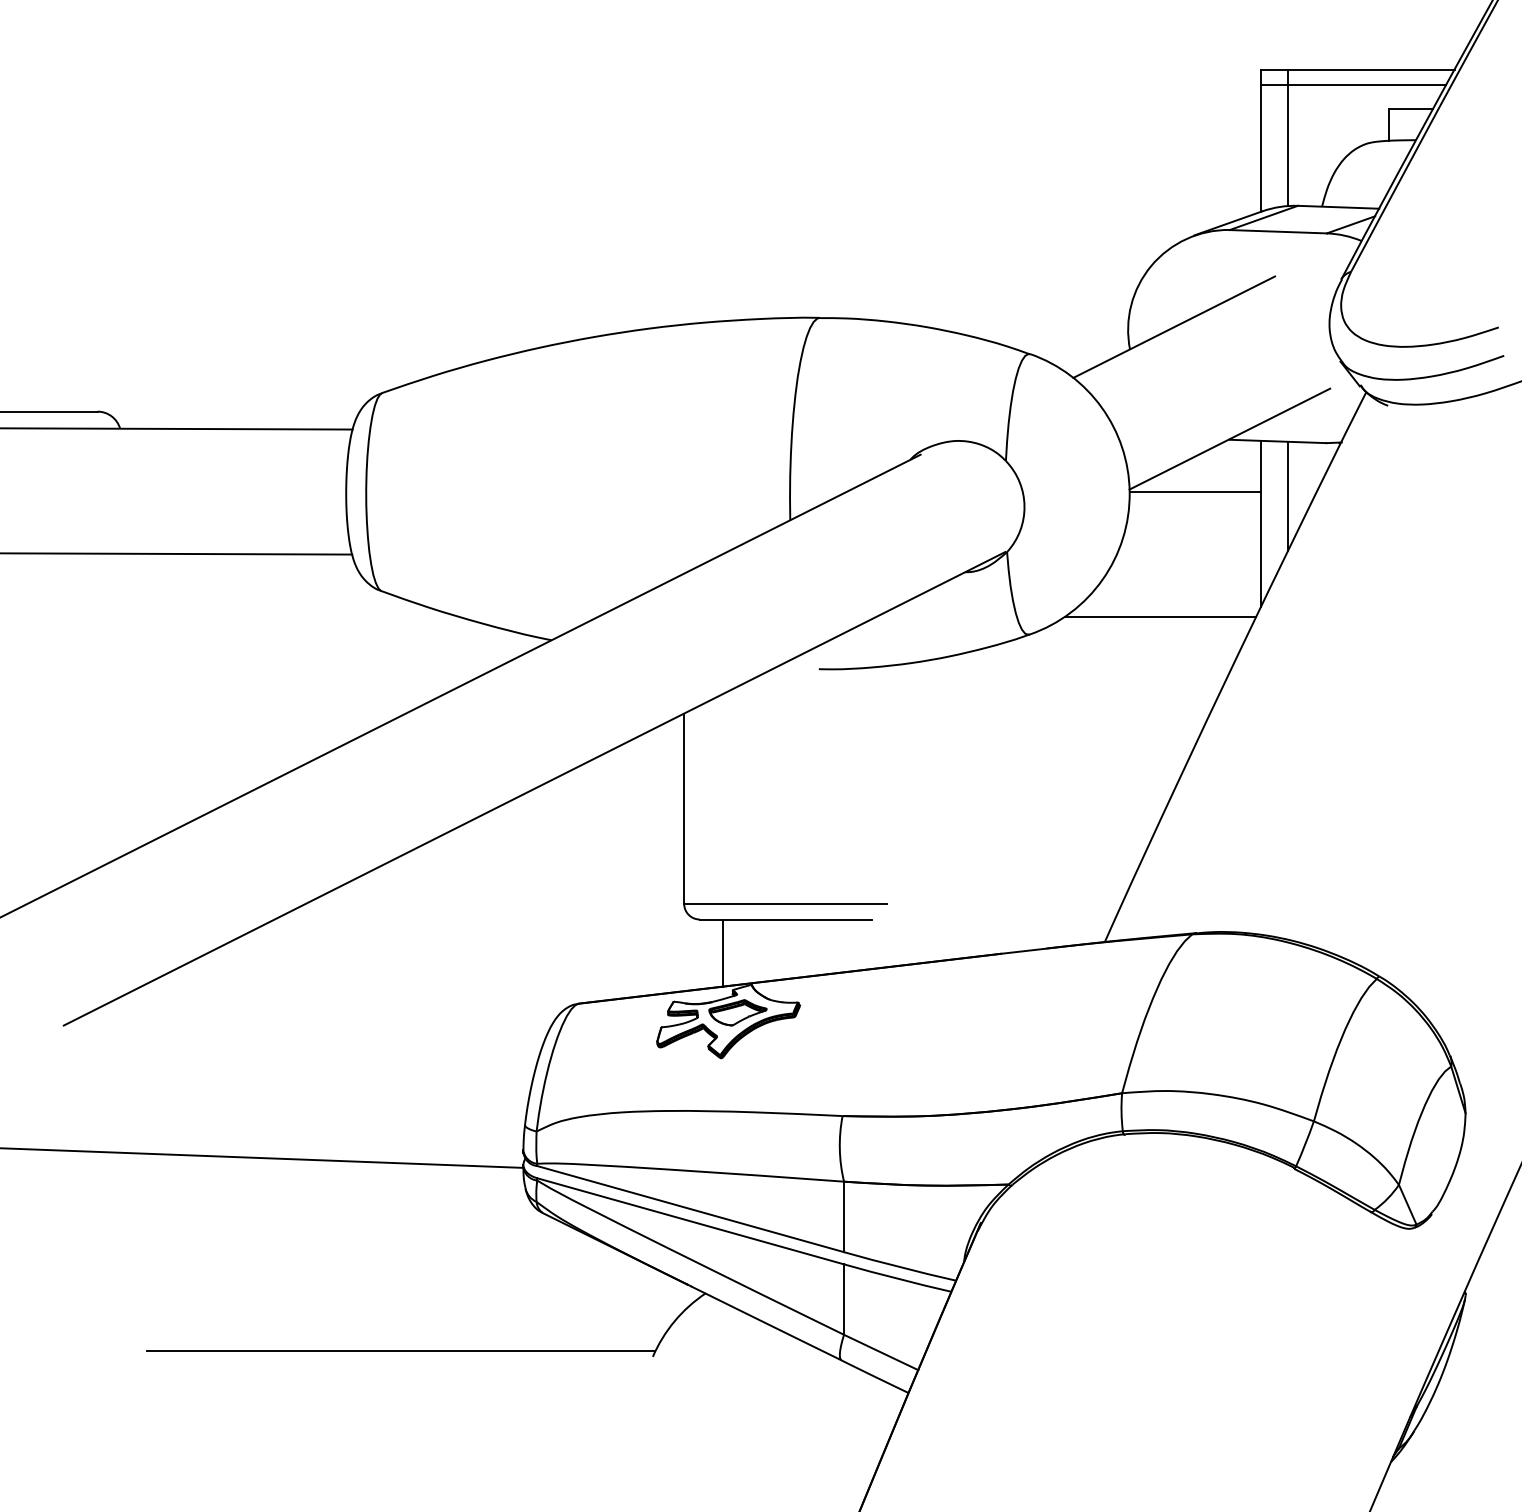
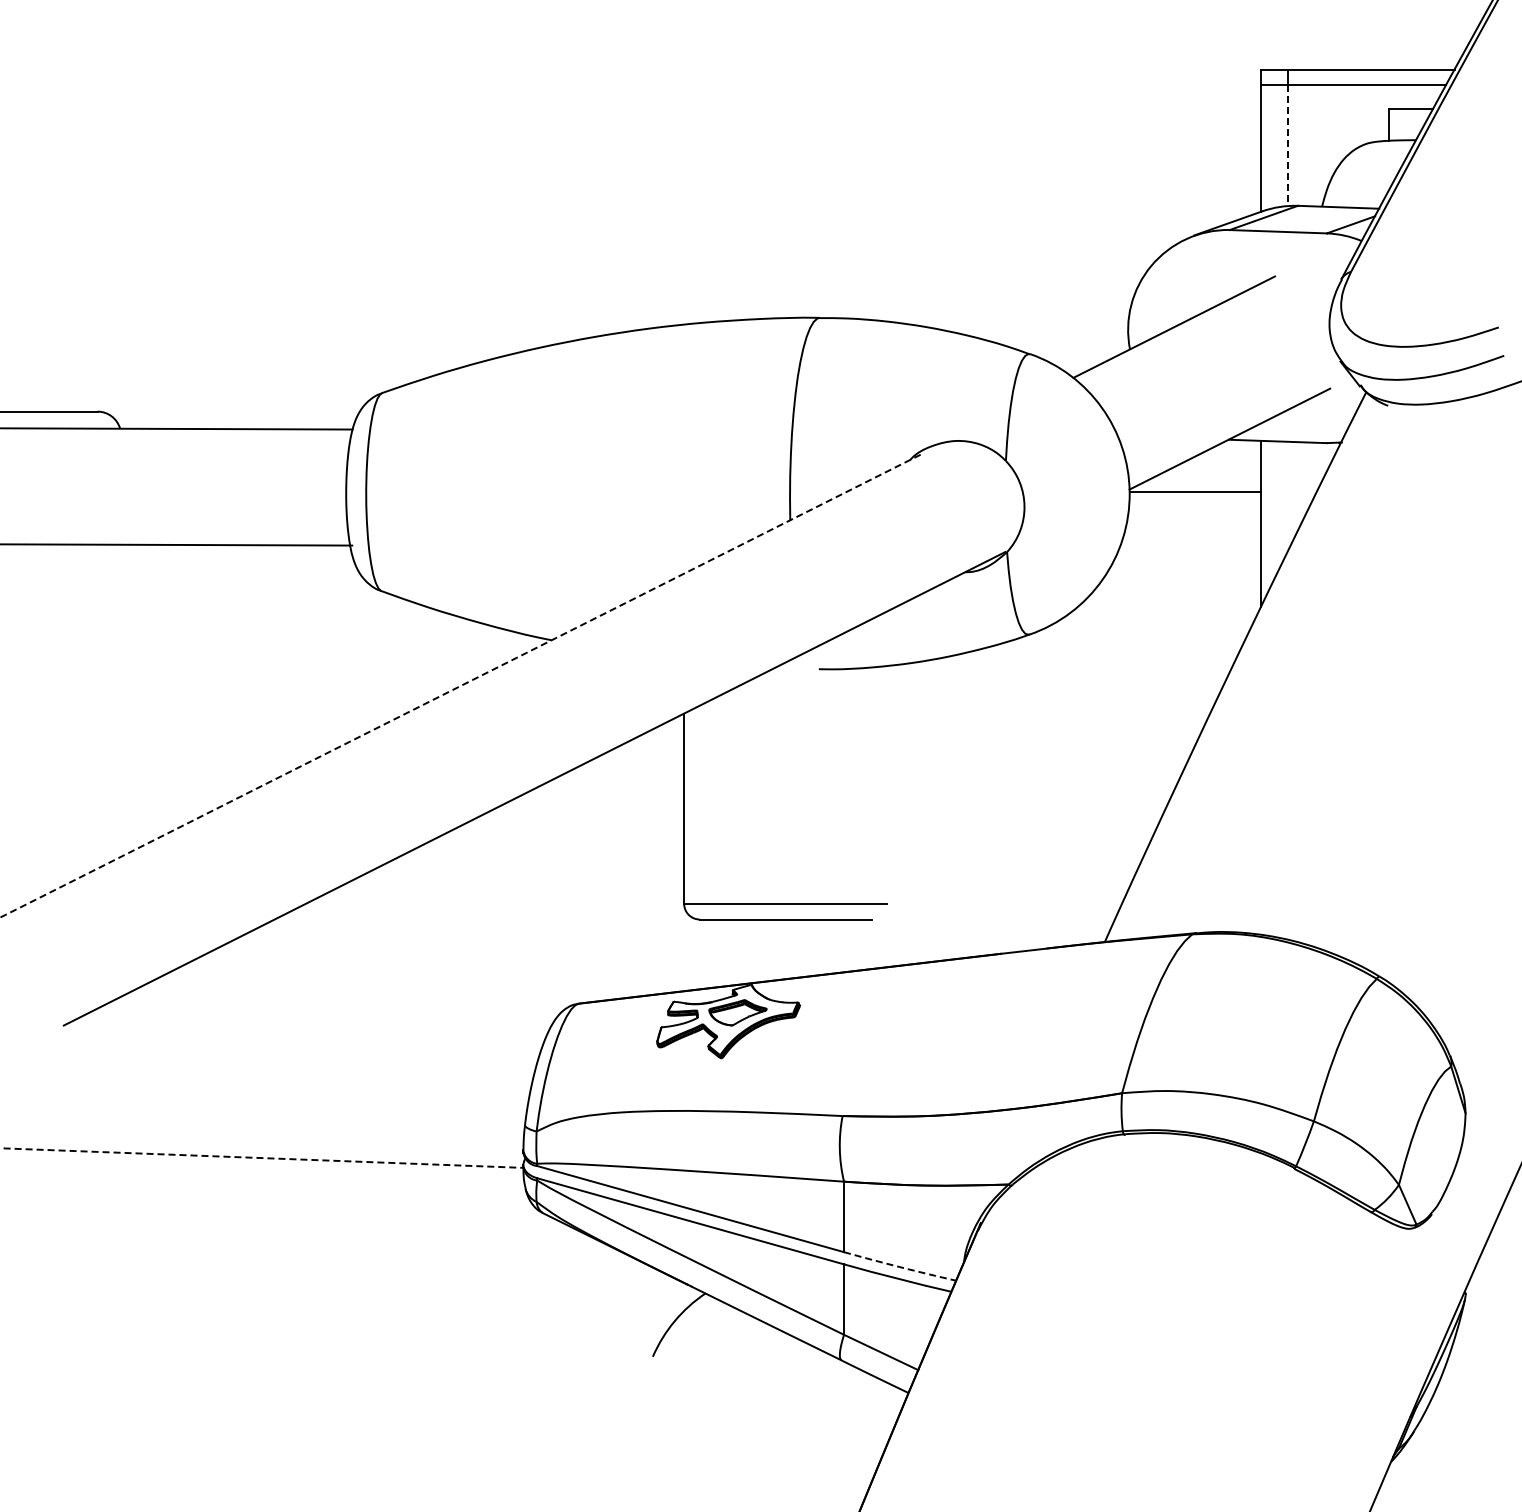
line: solid -> dashed (1288, 146)
line: present -> none (1288, 495)
line position: (177, 553) -> (177, 544) (177, 544)
line: present -> none (1160, 616)
line: solid -> dashed (459, 686)
line: present -> none (723, 952)
line: solid -> dashed (261, 1158)
arc: solid -> dashed (899, 1267)
line: present -> none (401, 1351)
